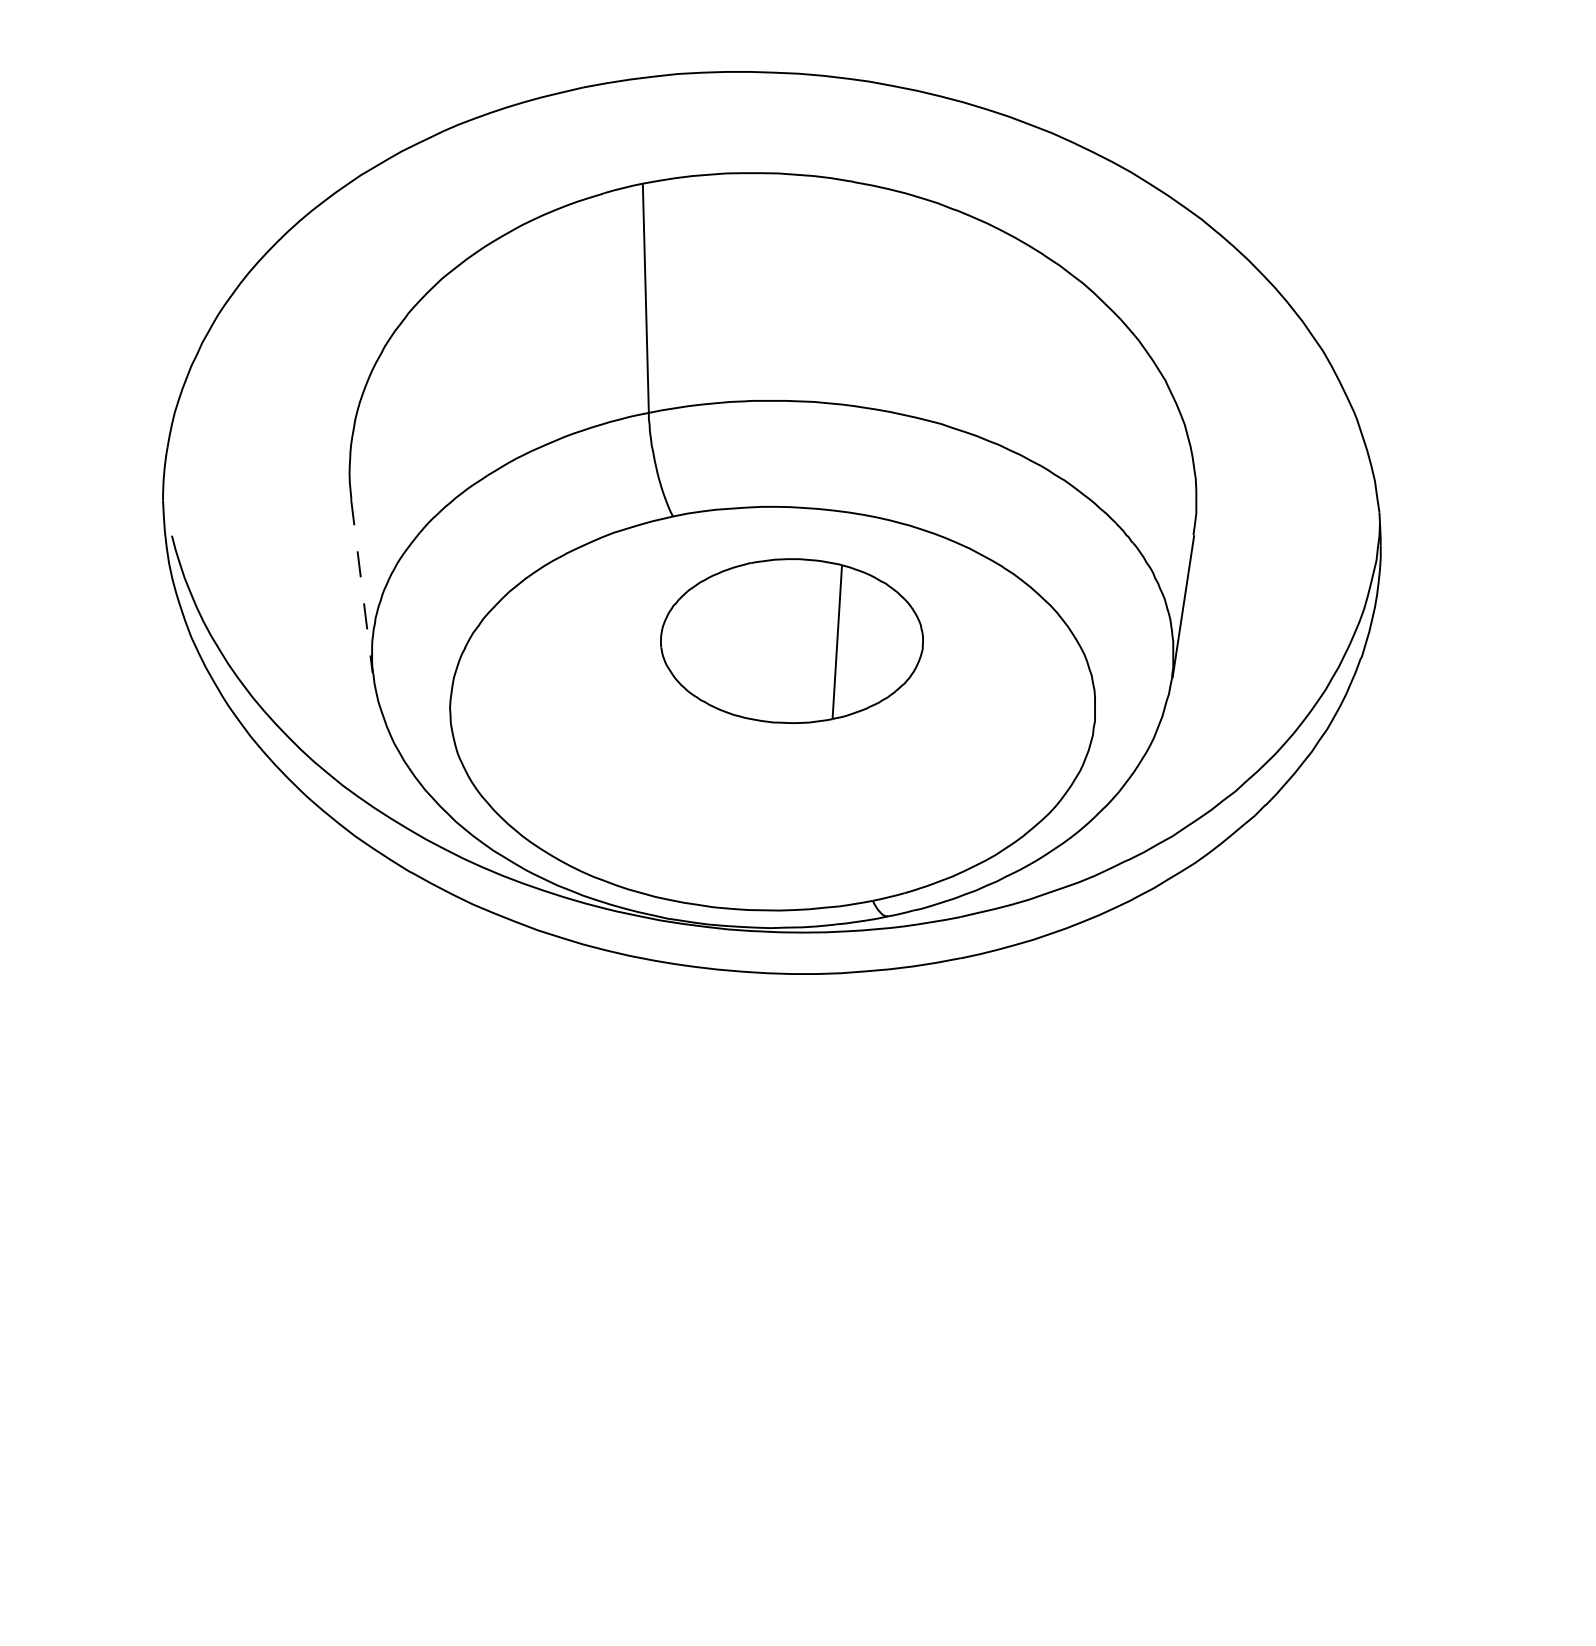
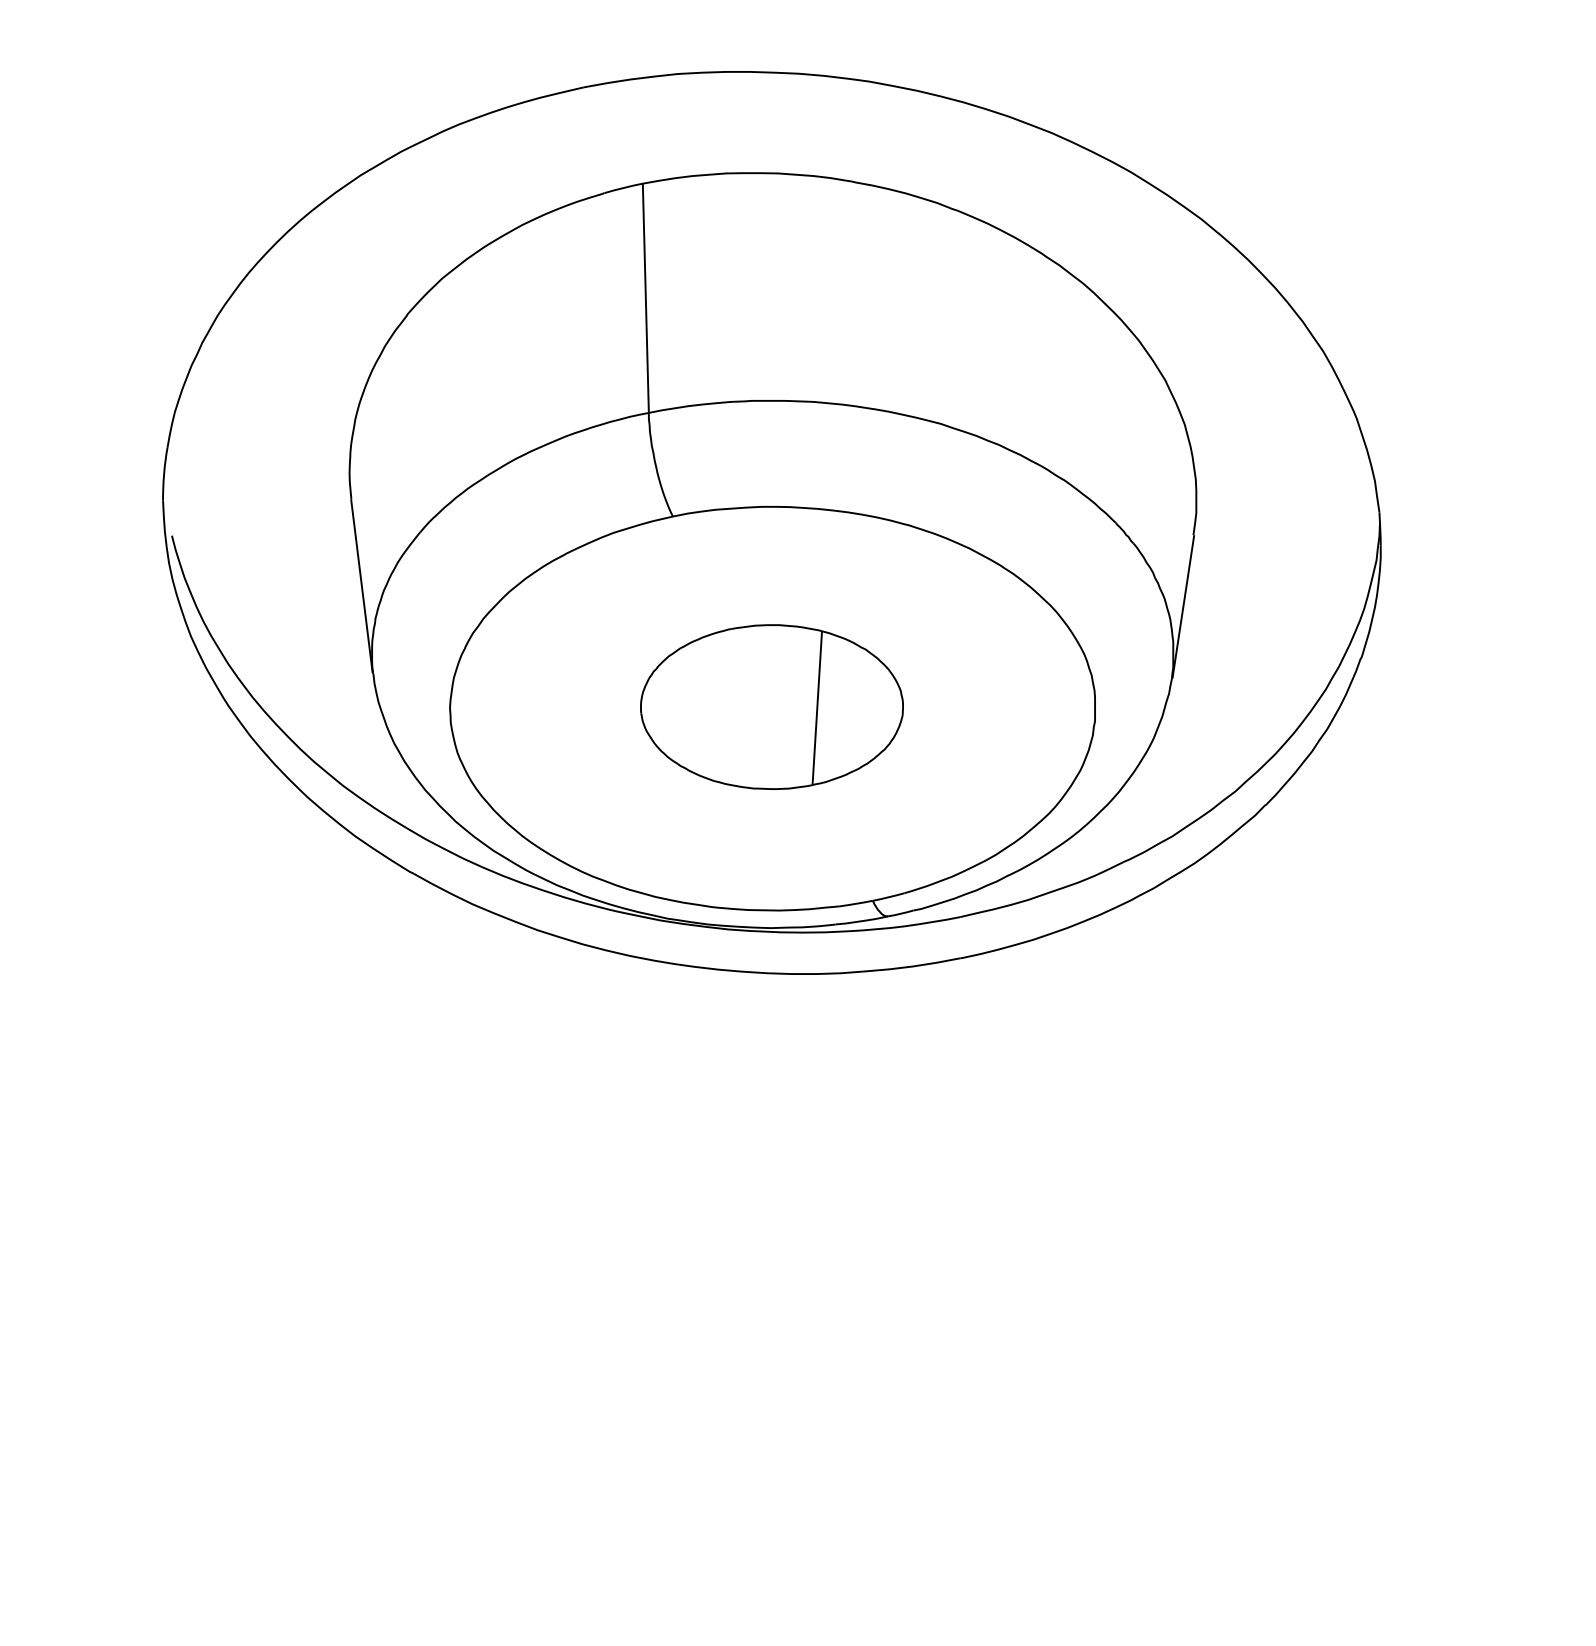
line: dashed -> solid (361, 586)
part position: (791, 640) -> (771, 706) (771, 706)
